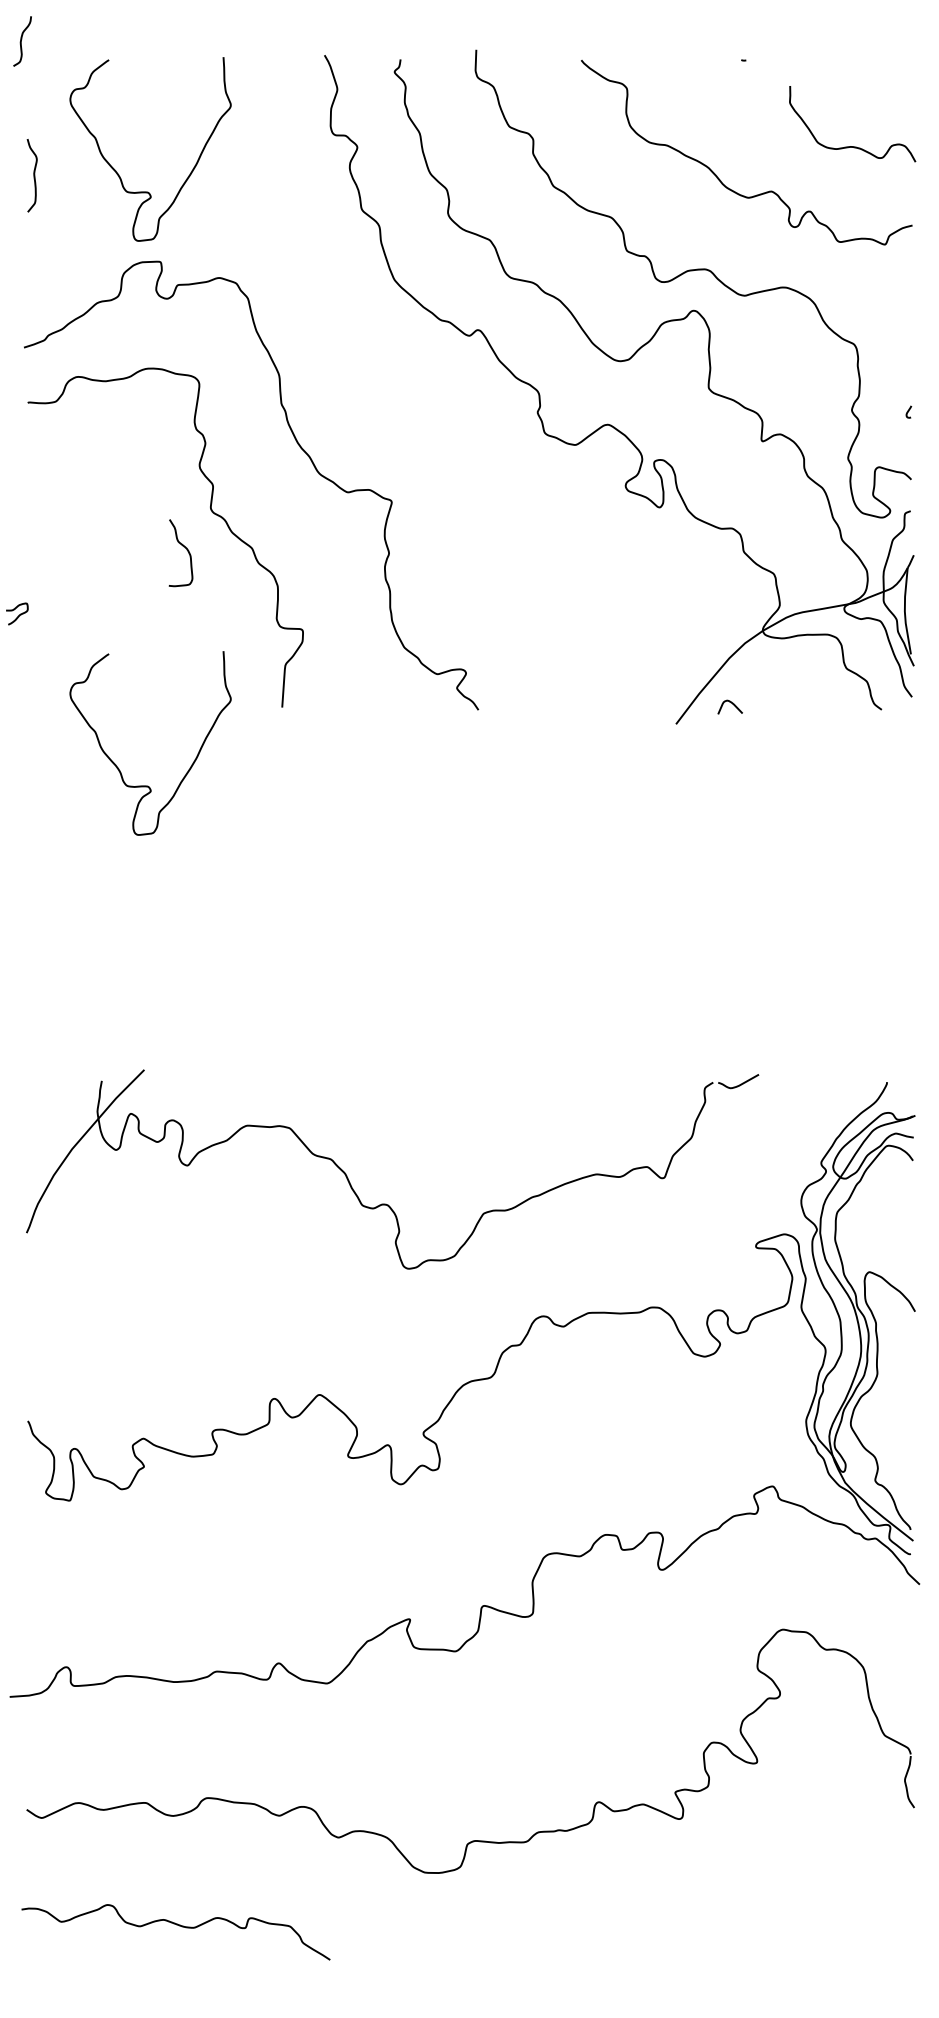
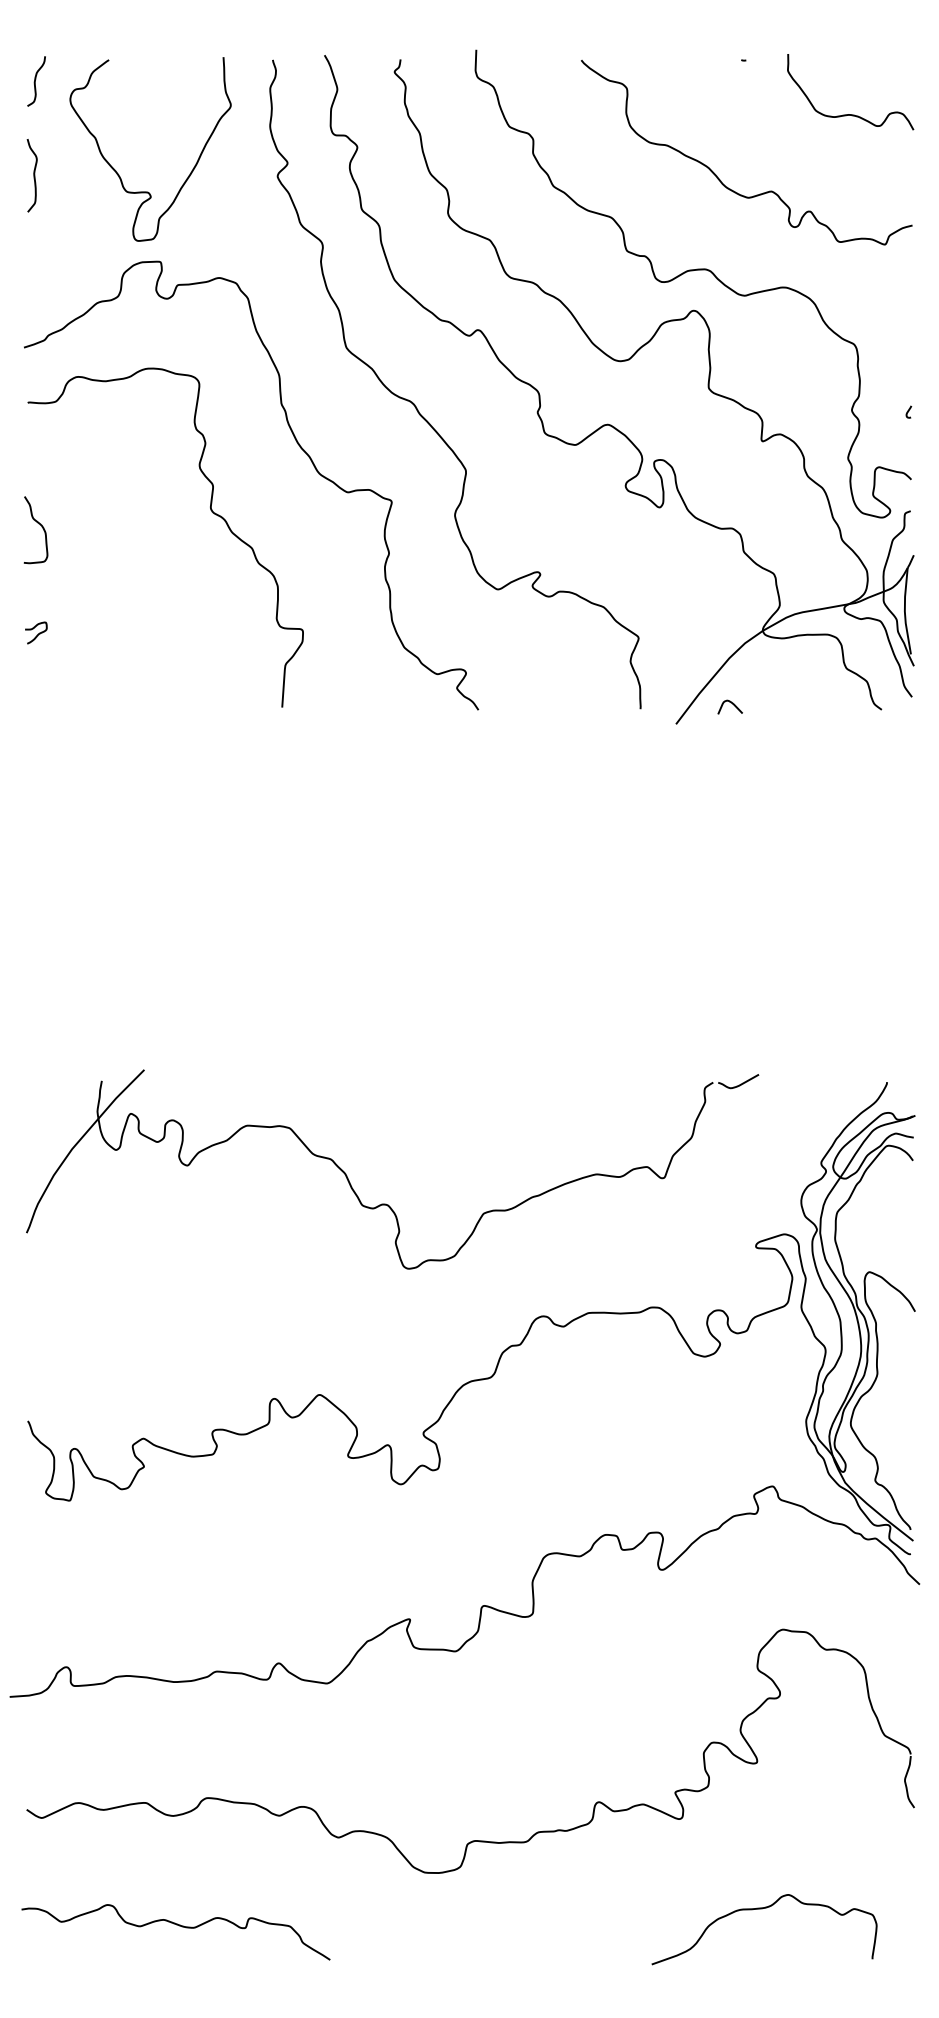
curve position: (21, 41) -> (35, 81) (35, 81)
curve position: (852, 146) -> (850, 114) (850, 114)
curve: none -> present (418, 409)
curve position: (186, 550) -> (41, 527) (41, 527)
curve position: (19, 614) -> (38, 633) (38, 633)
curve: present -> none (119, 768)
curve: none -> present (762, 1909)
